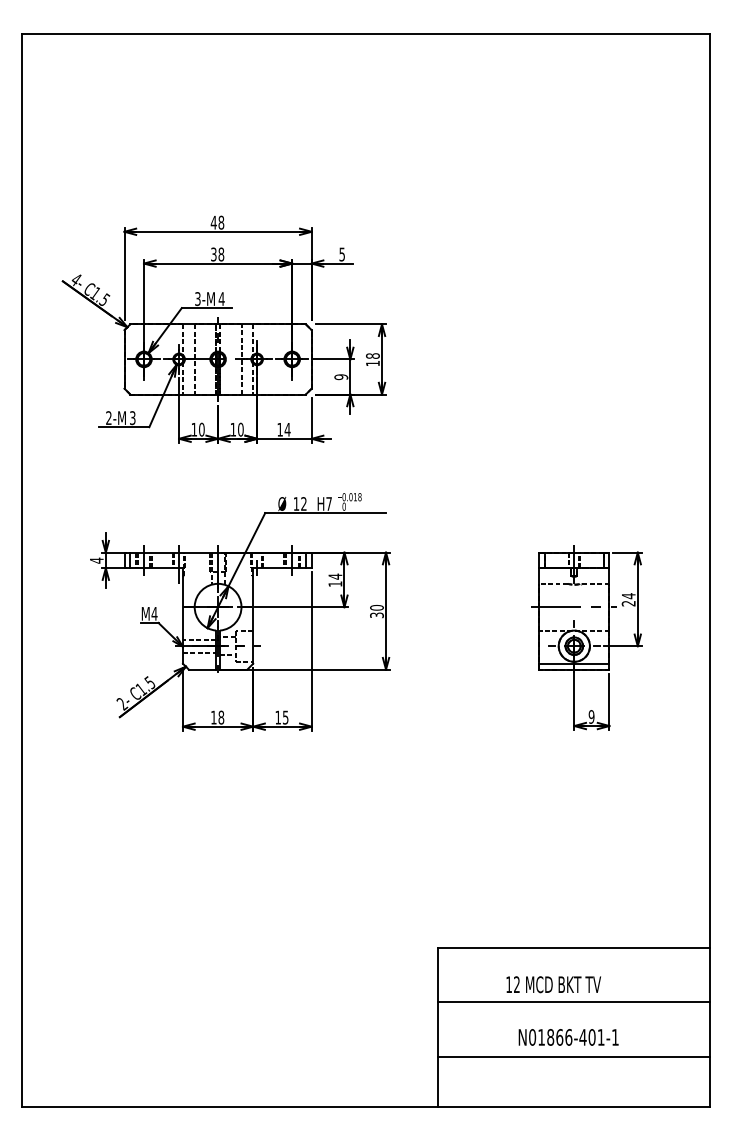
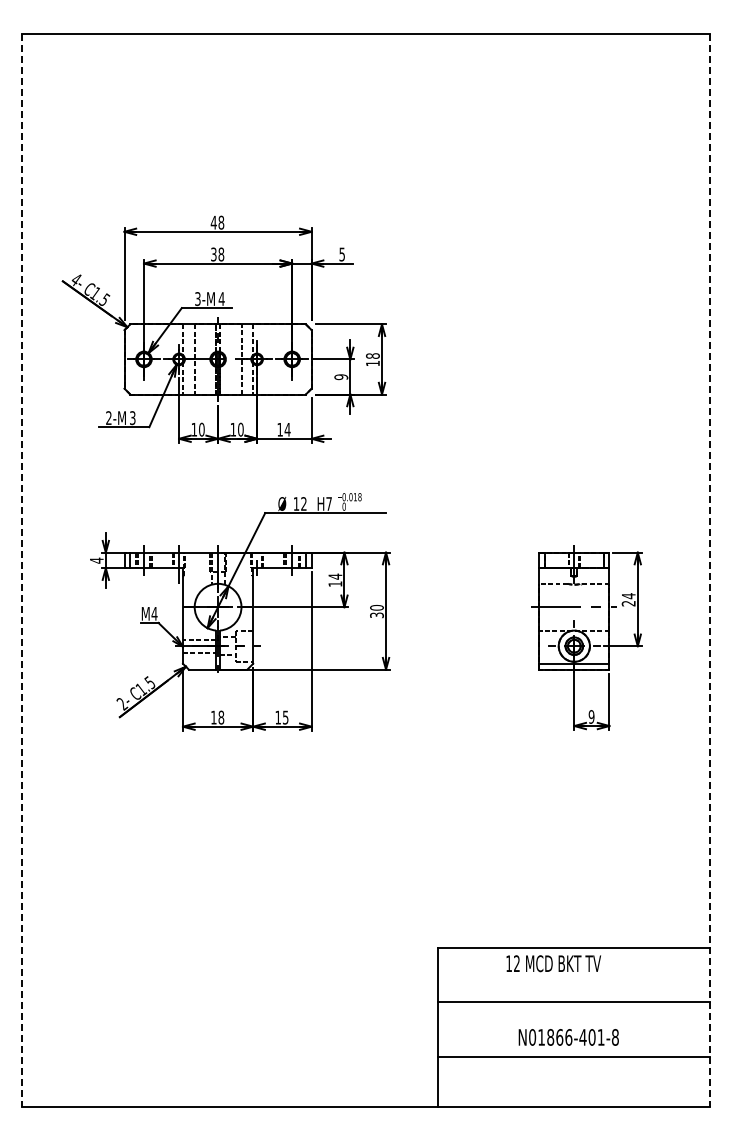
line: solid -> dashed (21, 570)
line: solid -> dashed (710, 570)
text position: (553, 984) -> (553, 963) (553, 963)
text: N01866-401-1 -> N01866-401-8 (615, 1037)
